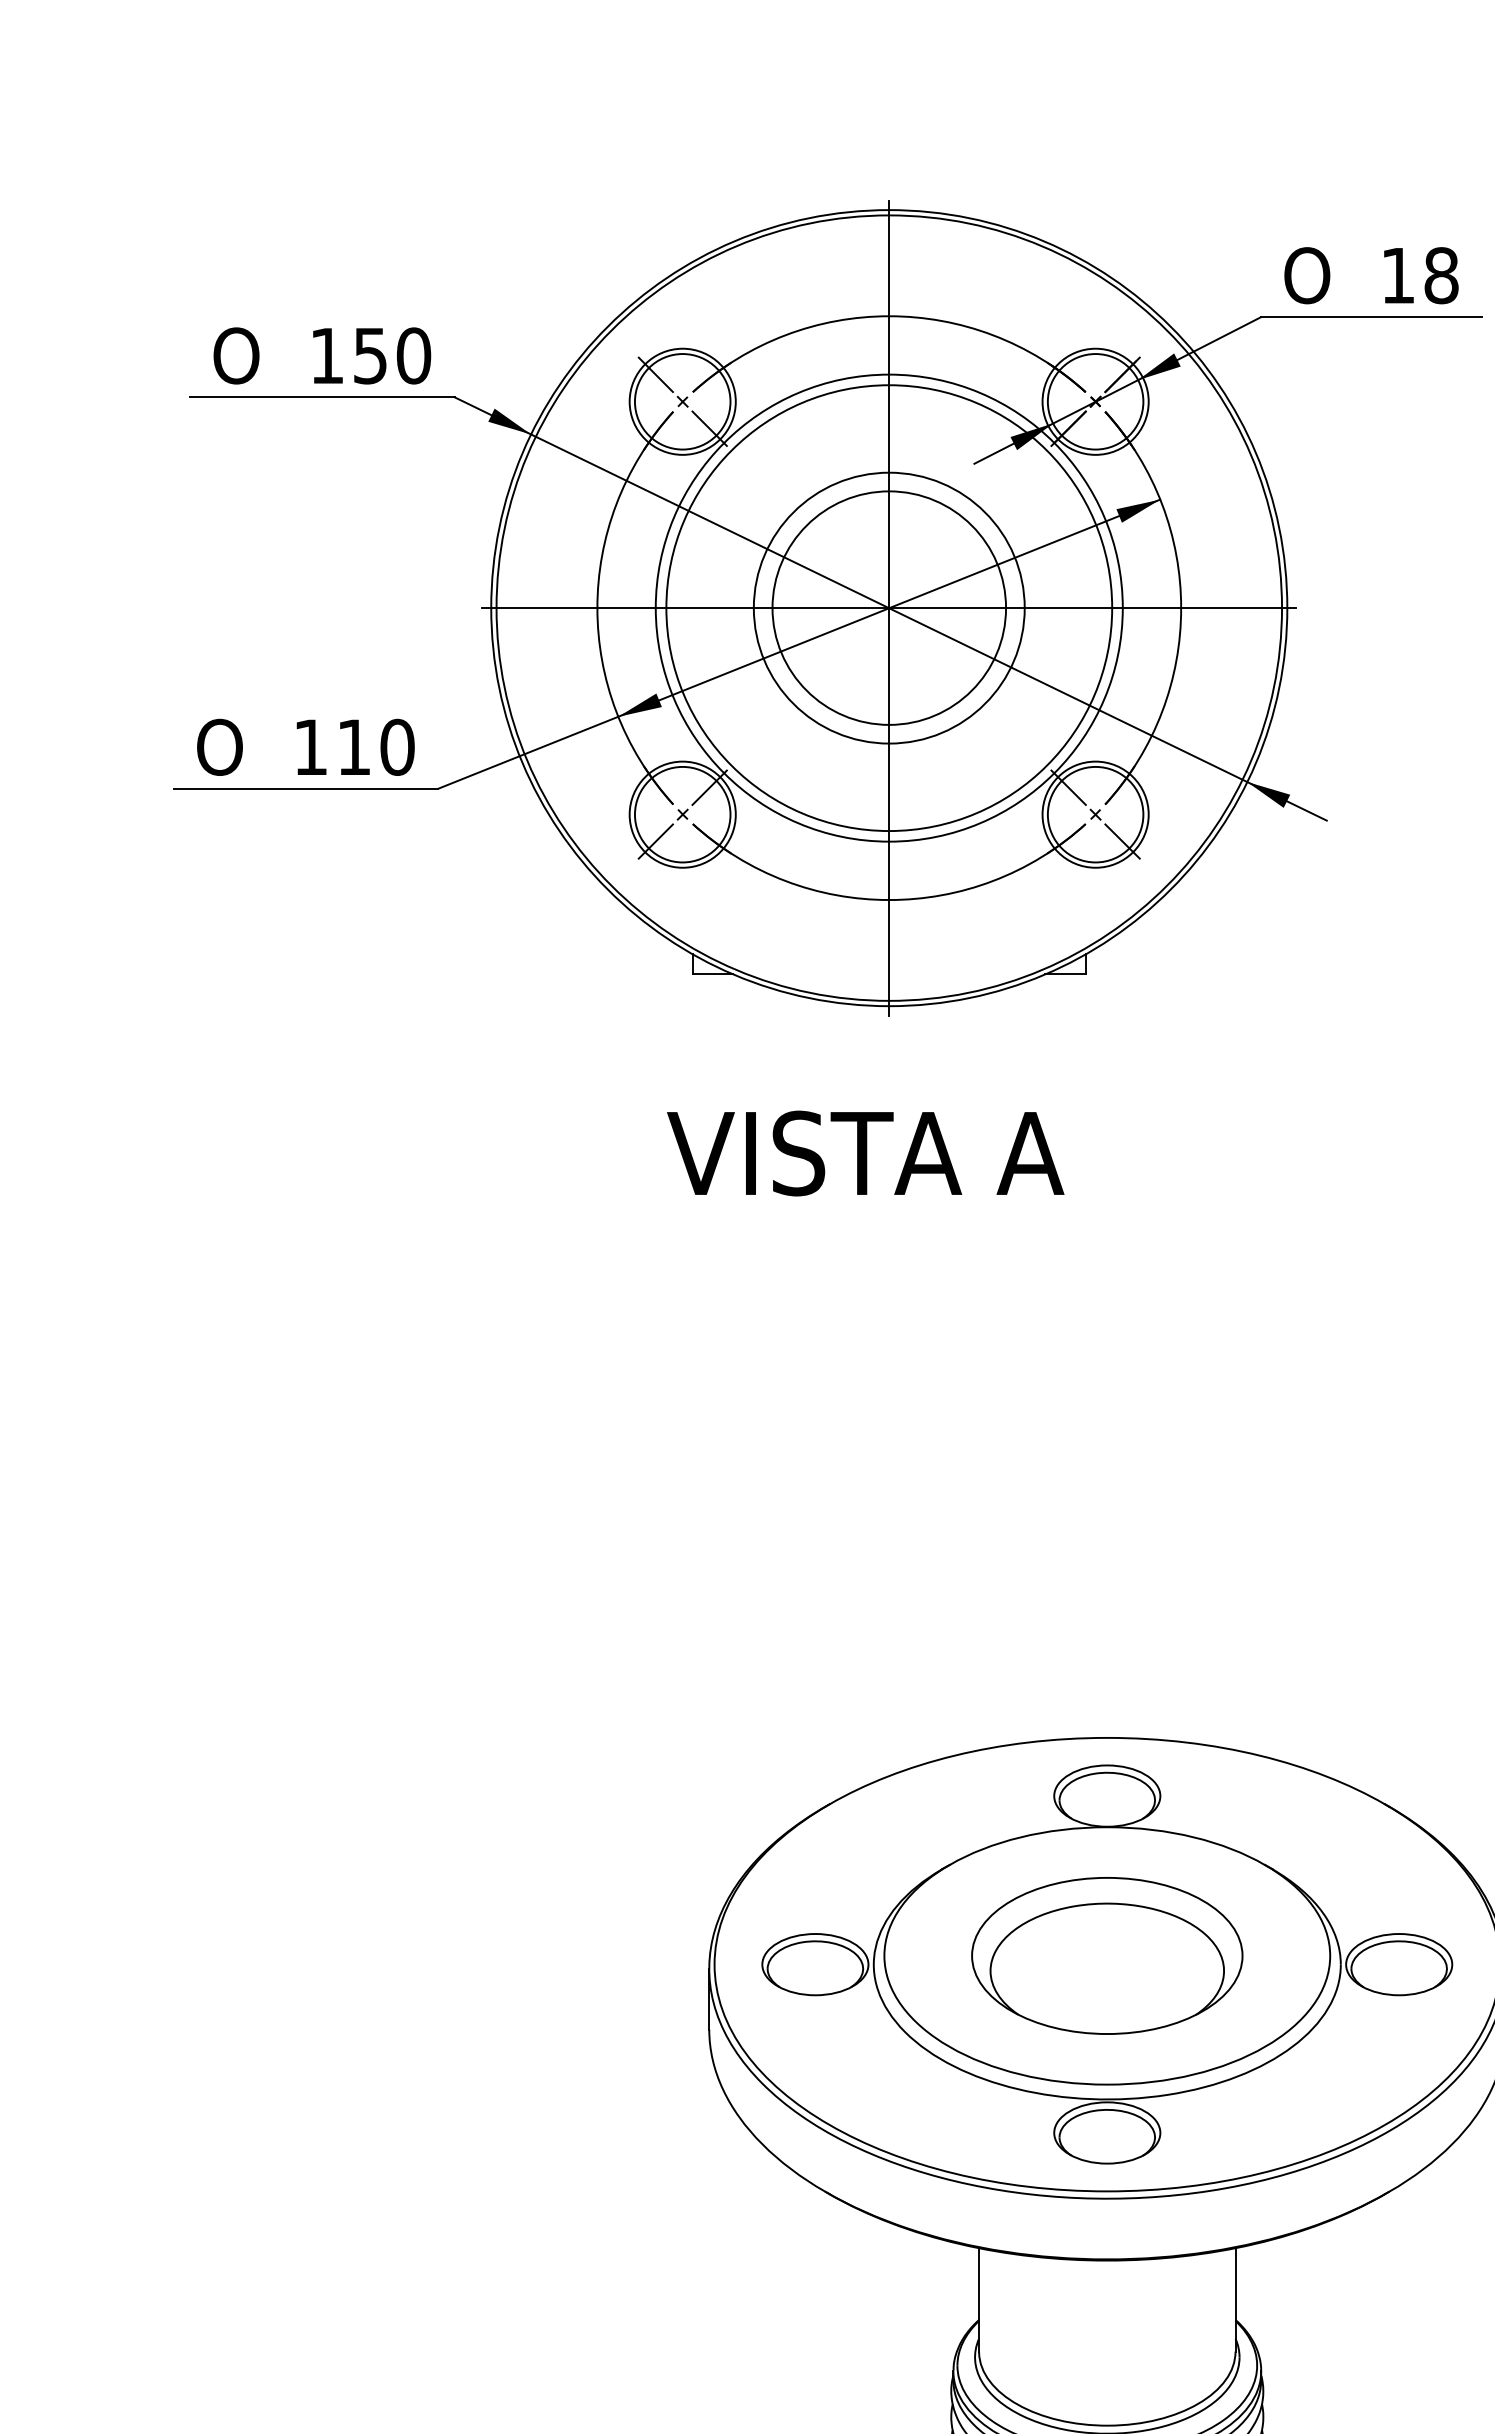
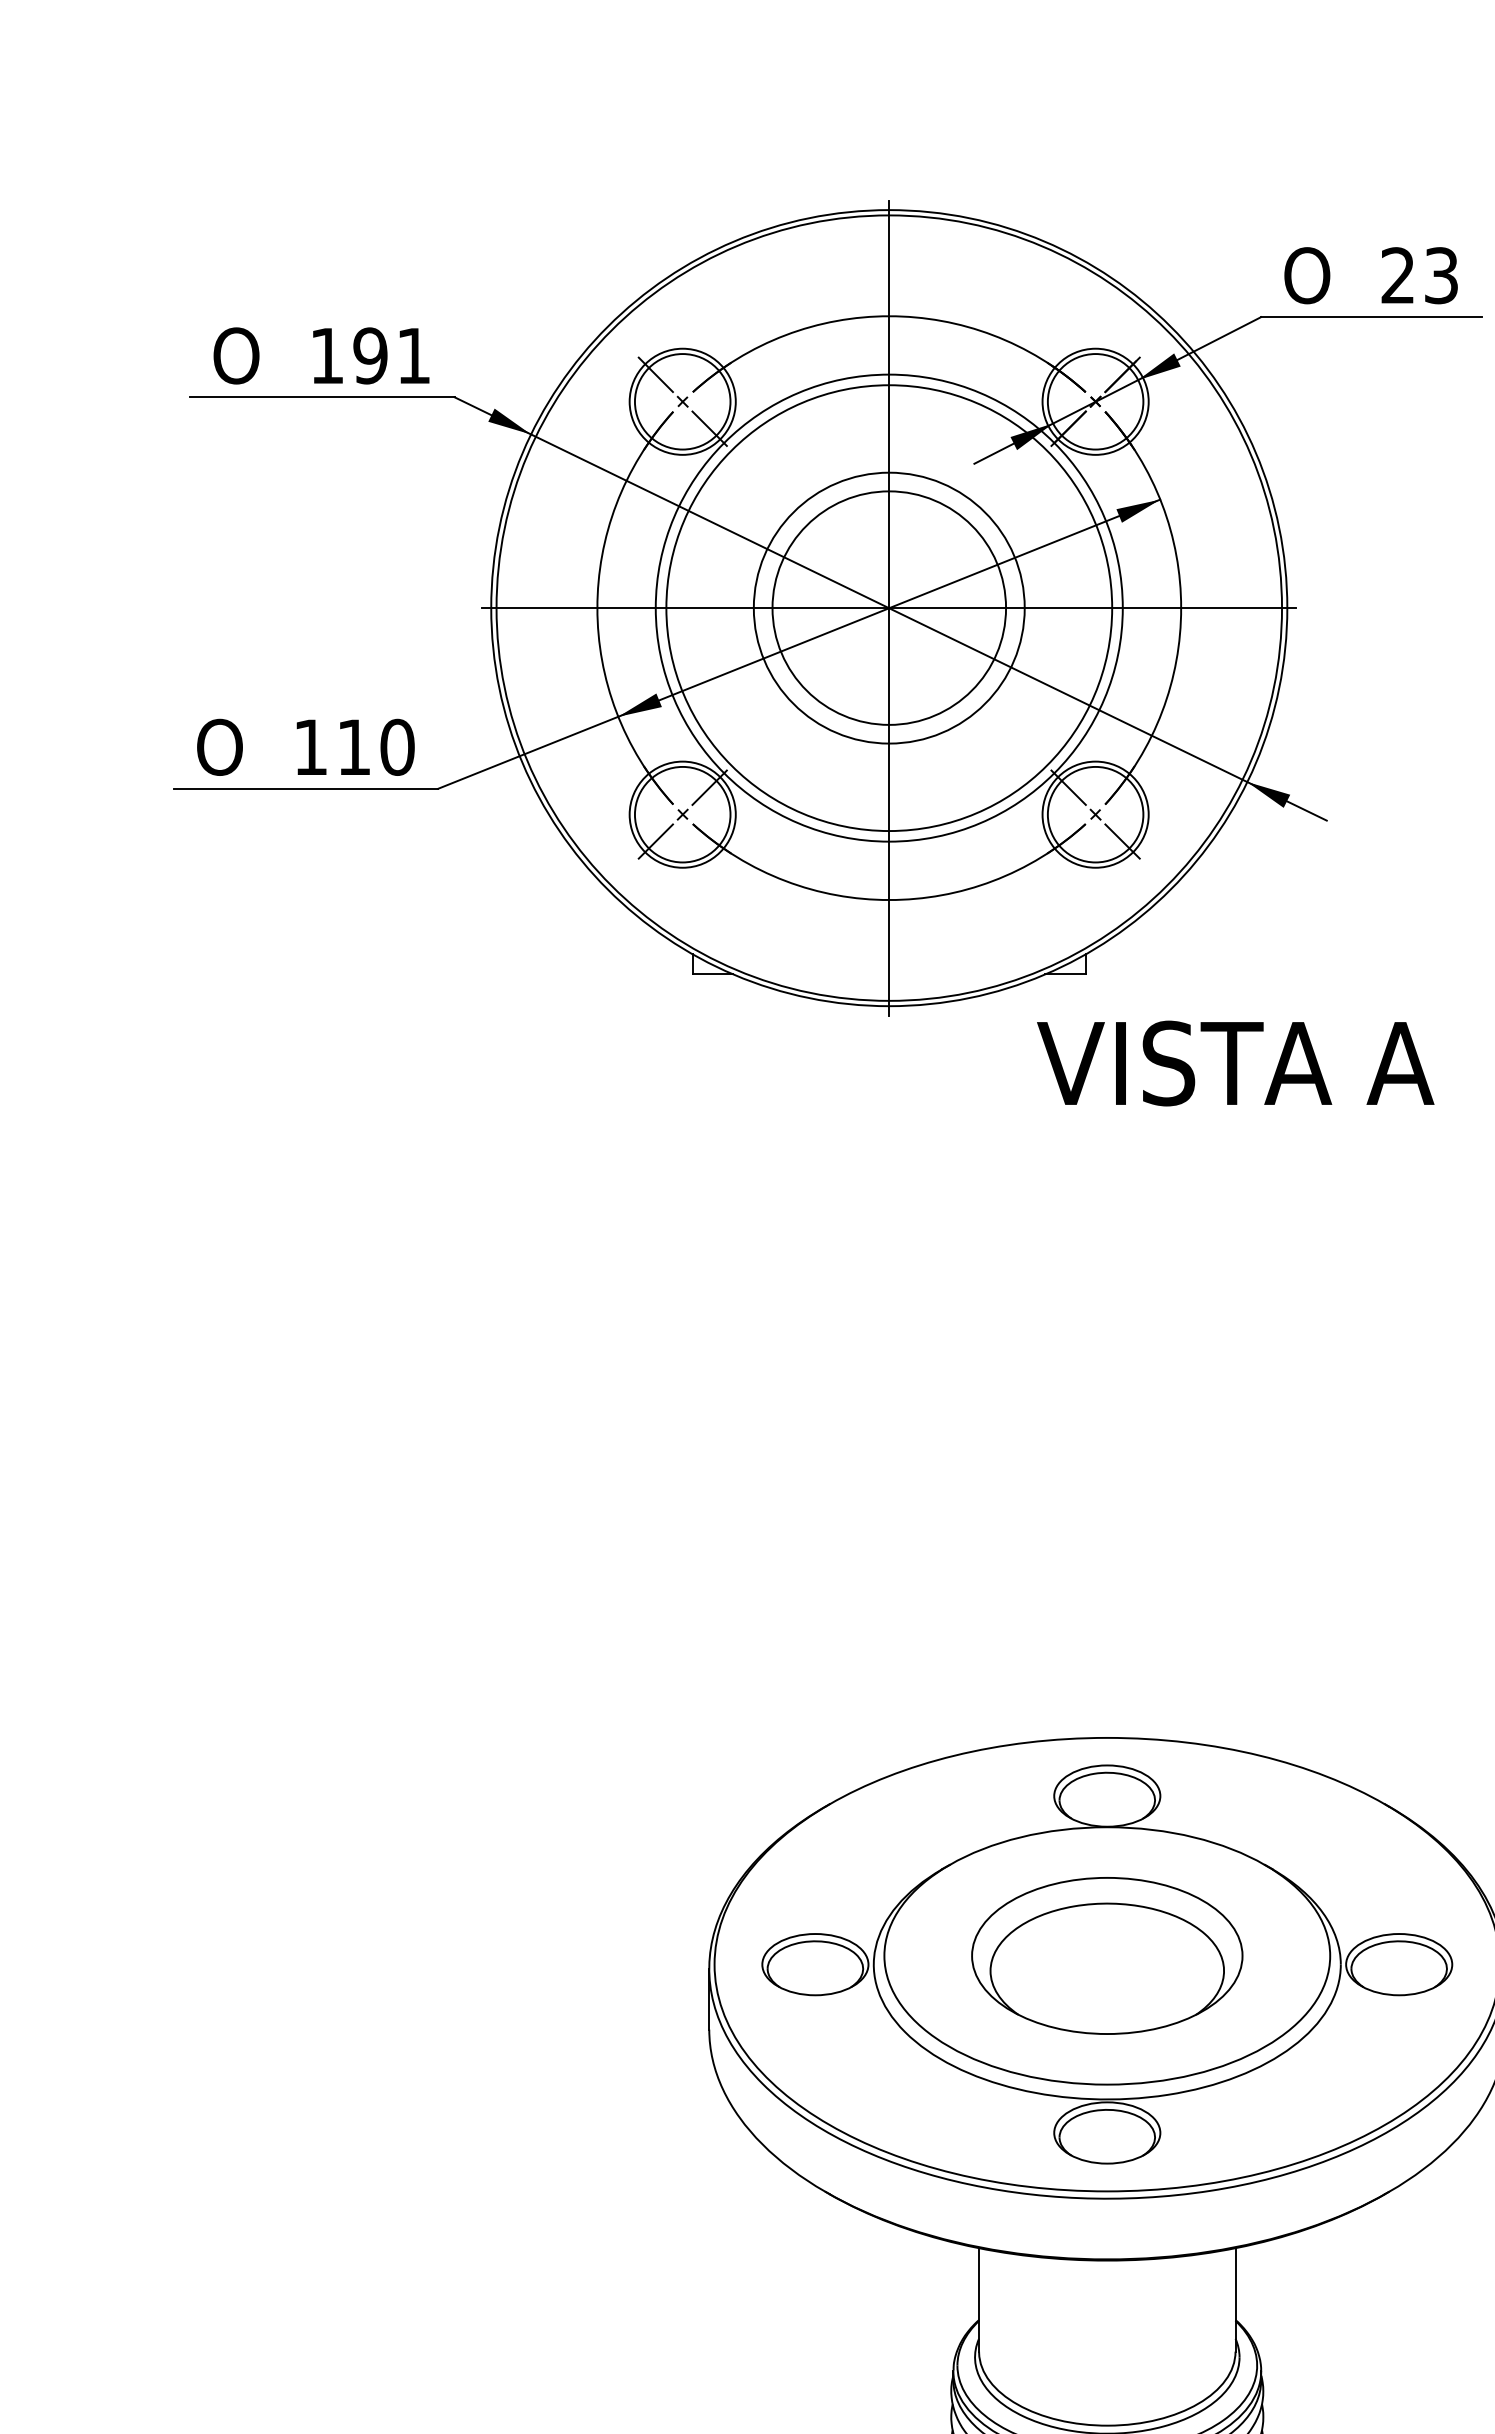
text: 18 -> 23 (1419, 275)
text: 150 -> 191 (392, 355)
text position: (865, 1153) -> (1235, 1063) (1235, 1063)
